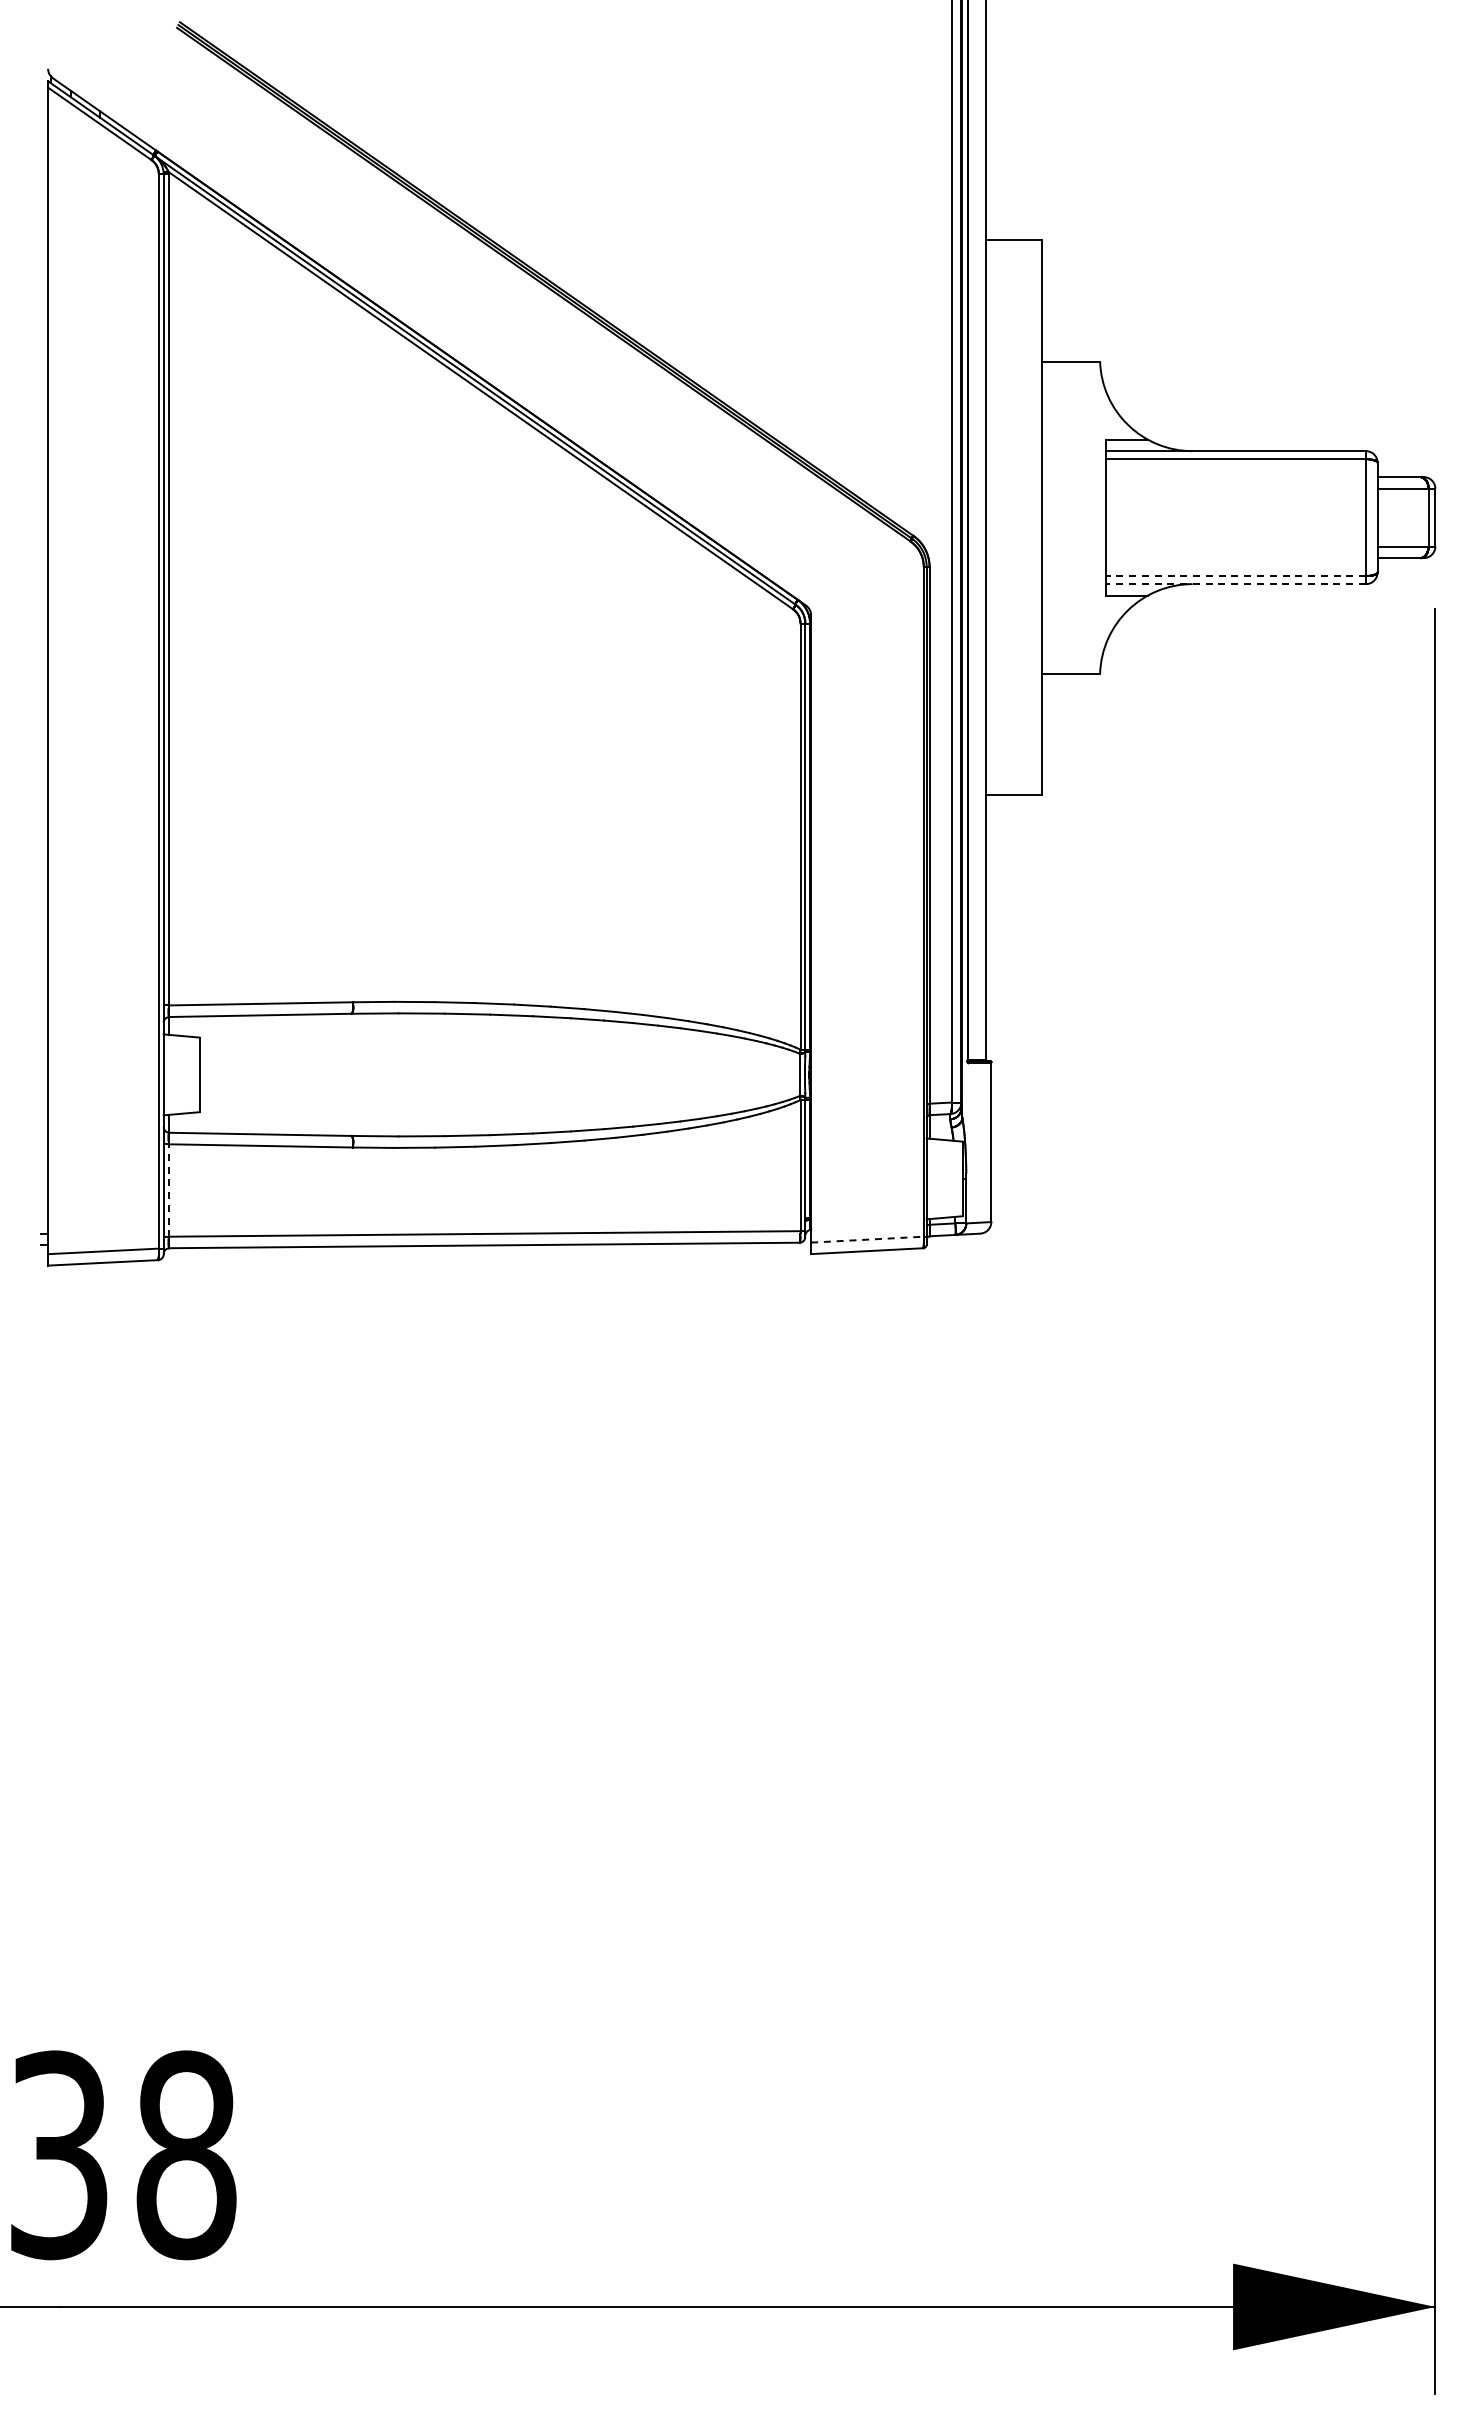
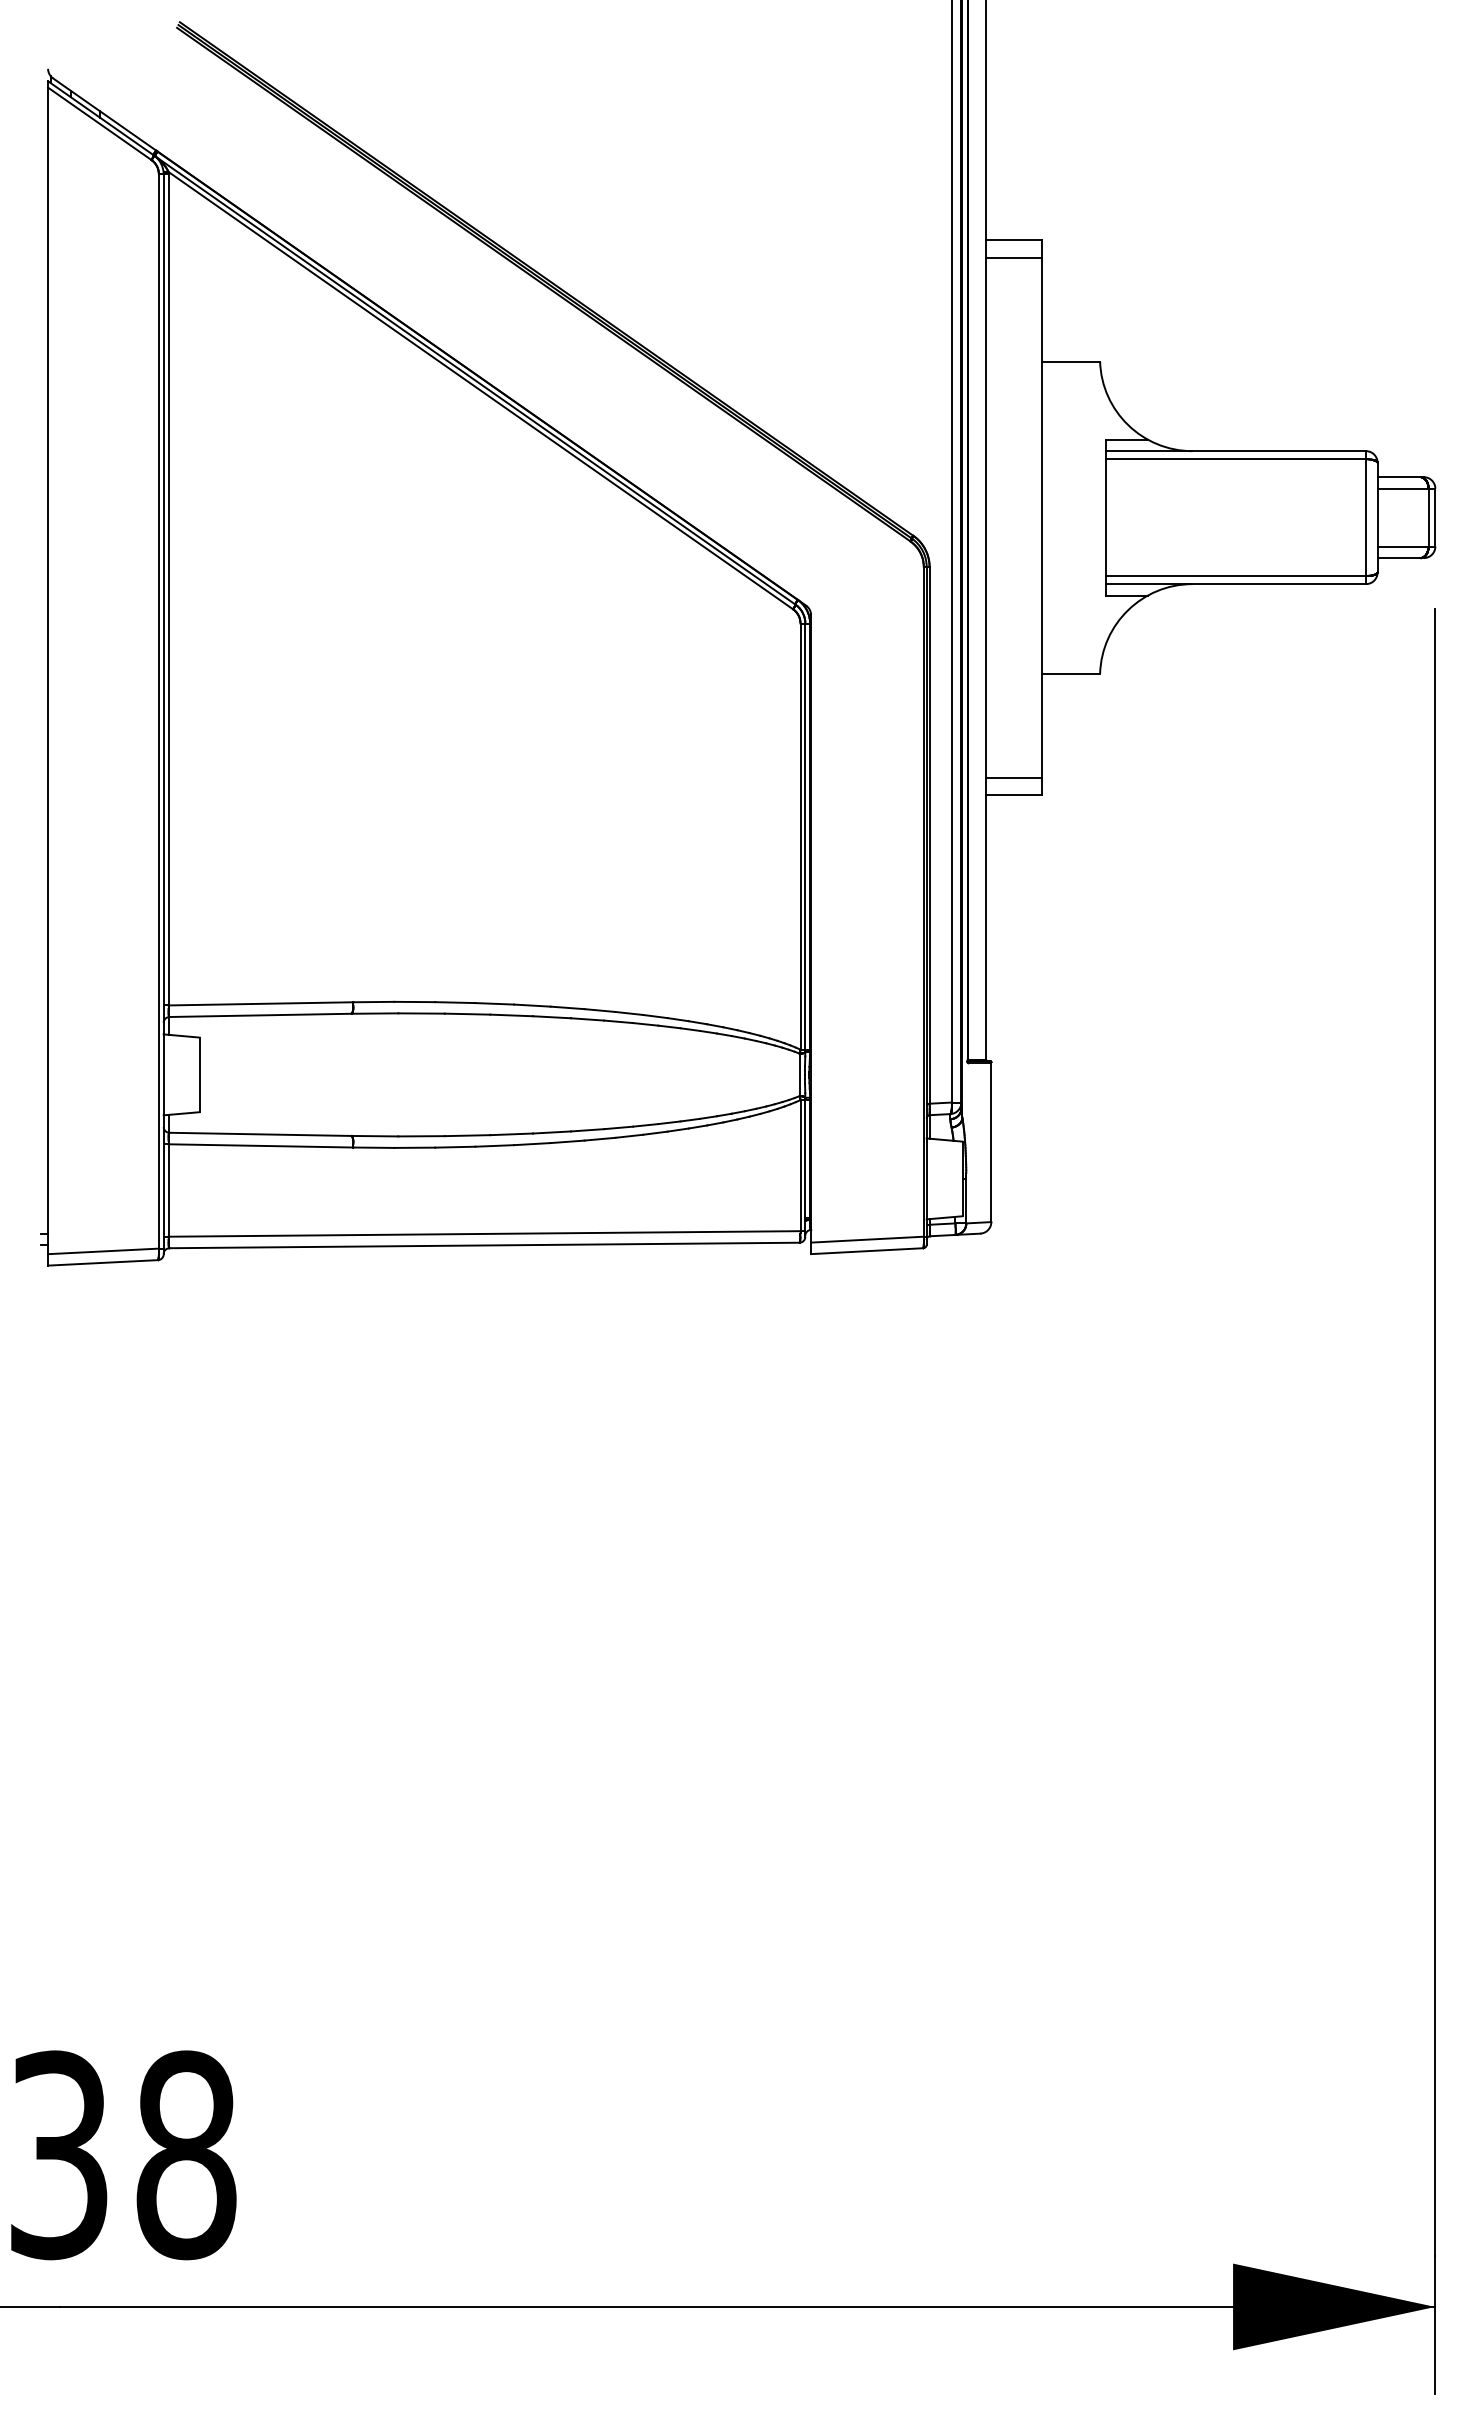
line: none -> present (1013, 257)
line: dashed -> solid (1235, 576)
line: dashed -> solid (1235, 584)
line: none -> present (1013, 777)
line: dashed -> solid (168, 1190)
line: dashed -> solid (867, 1239)
